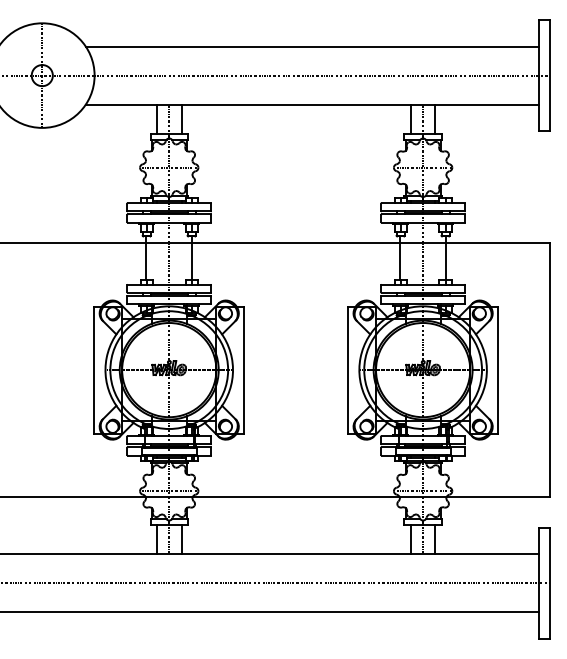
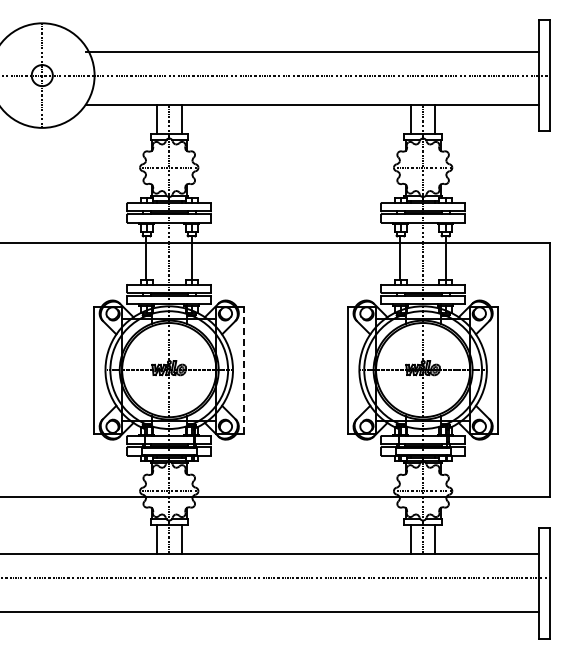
line position: (311, 46) -> (311, 51) (311, 51)
line: solid -> dashed (244, 369)
line position: (276, 583) -> (276, 578) (276, 578)
